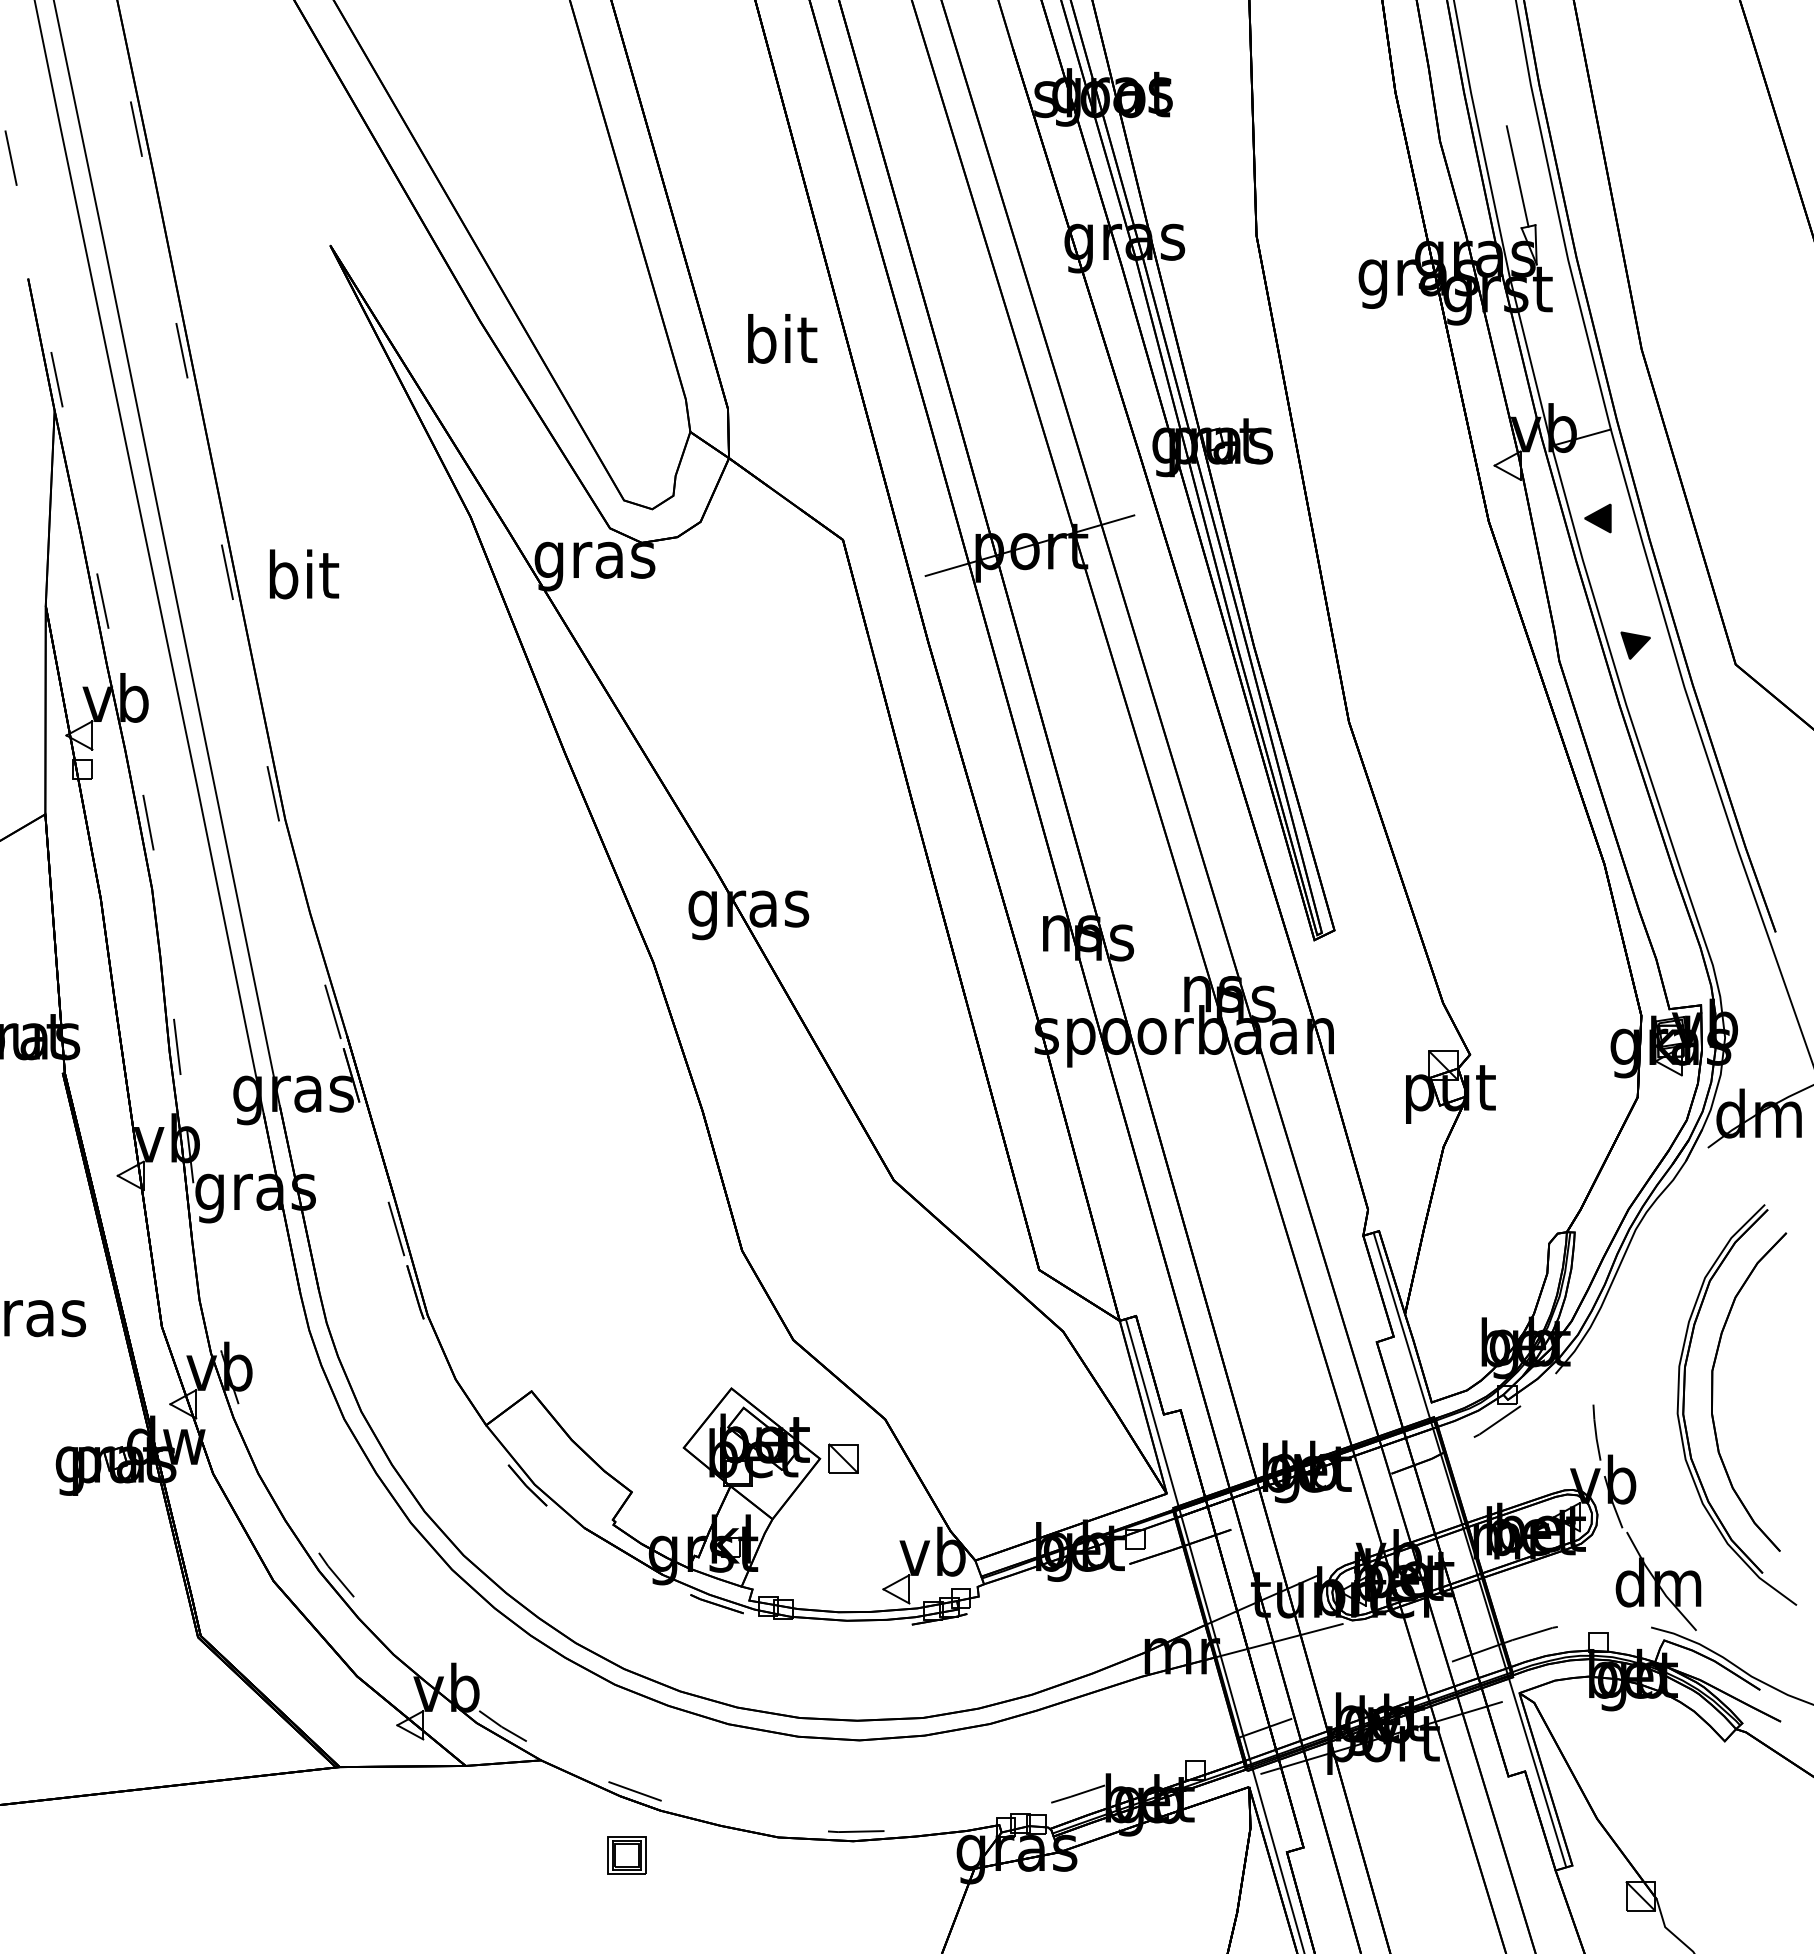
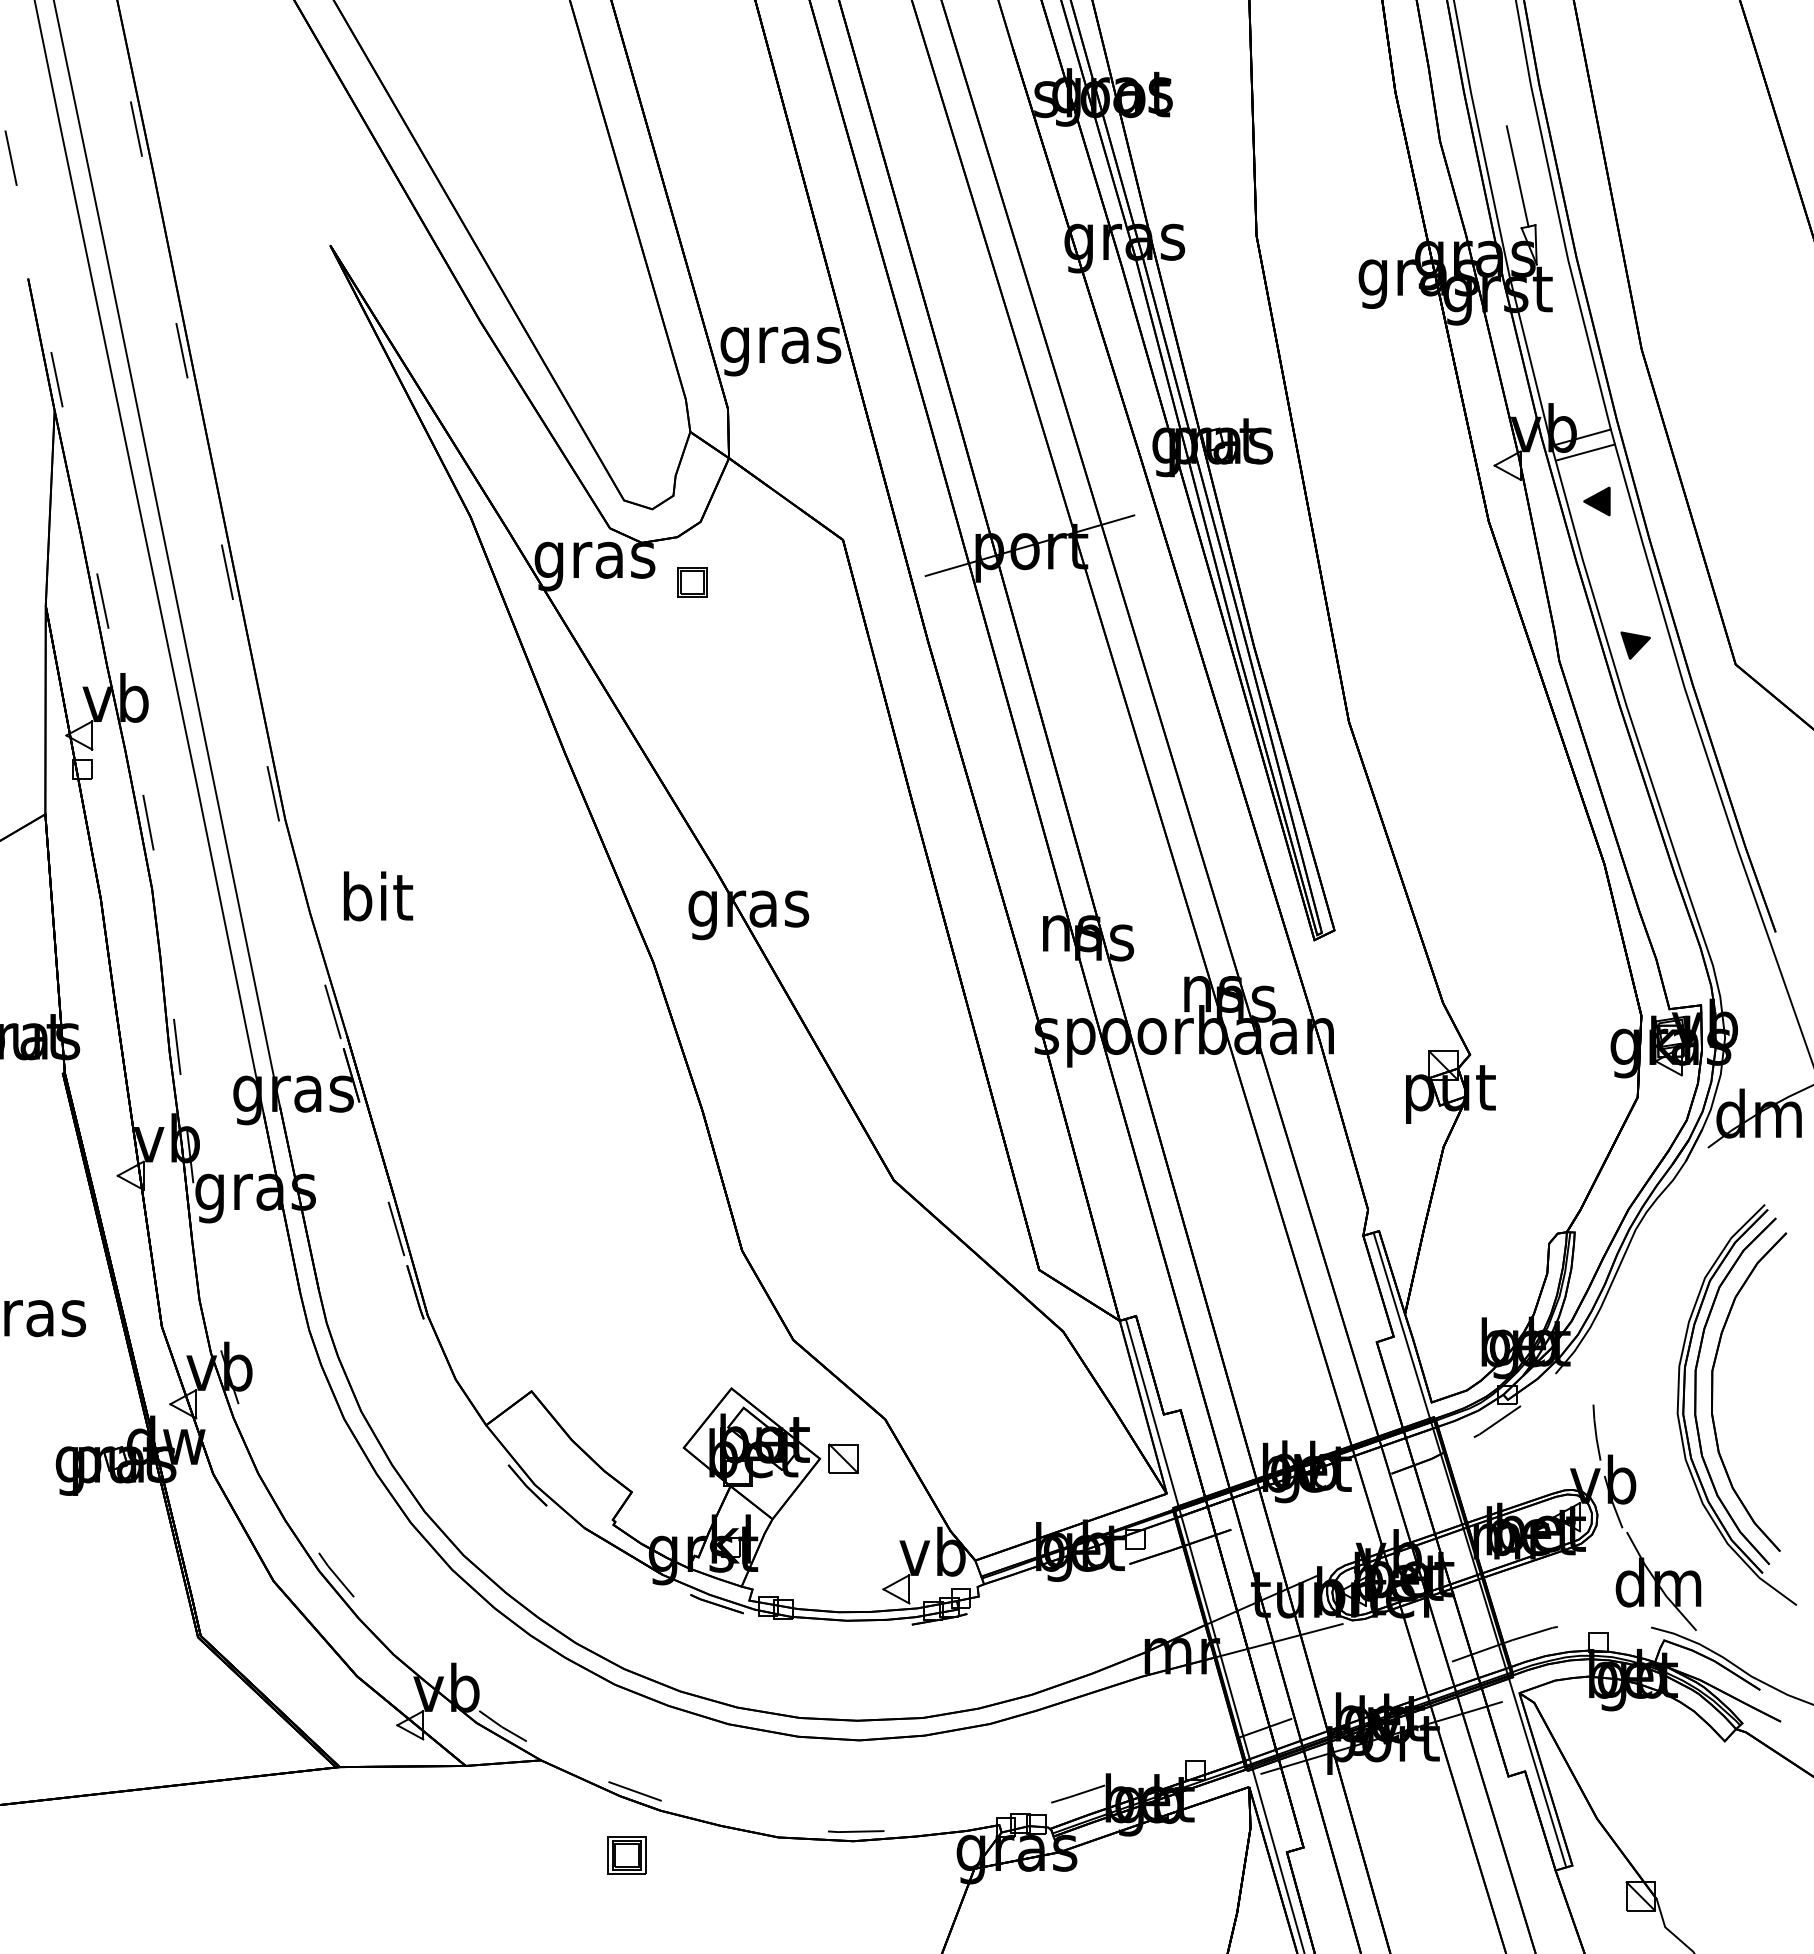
text: bit -> gras (780, 345)
line: none -> present (1584, 452)
part position: (1597, 518) -> (1596, 501) (1596, 501)
text position: (304, 574) -> (378, 896) (378, 896)
part: none -> present (692, 582)
part: none -> present (1696, 1390)
